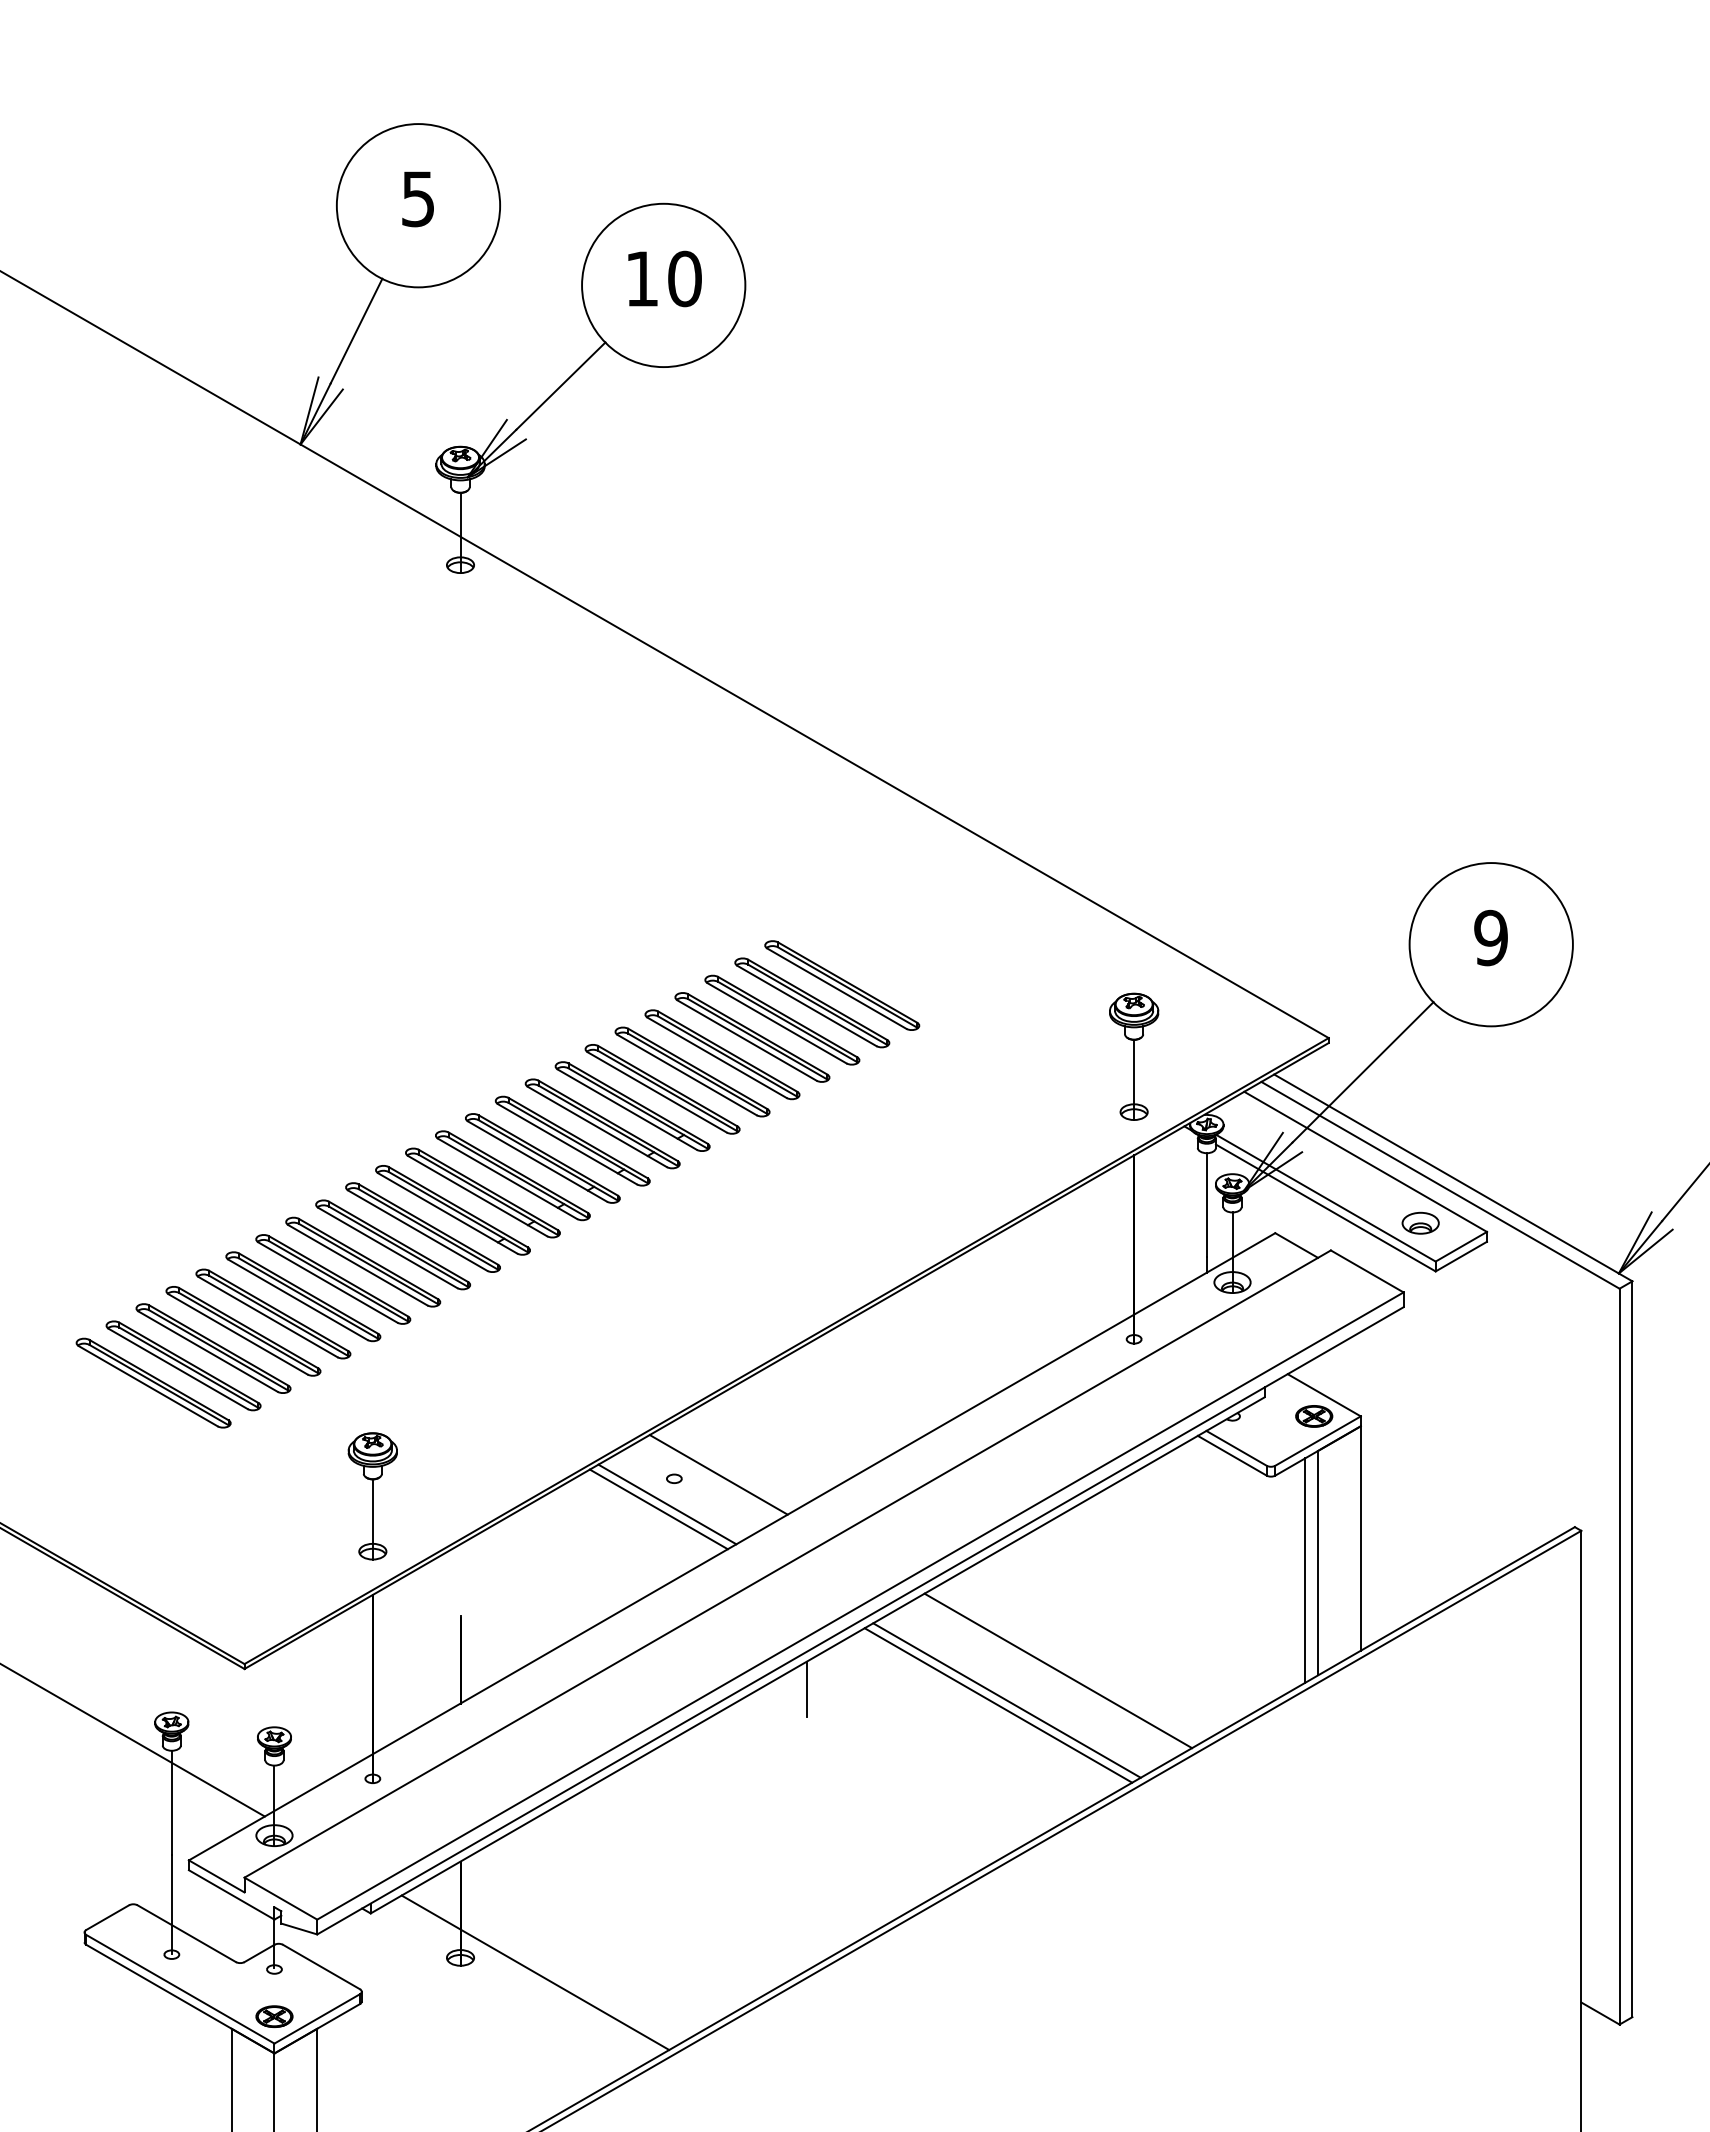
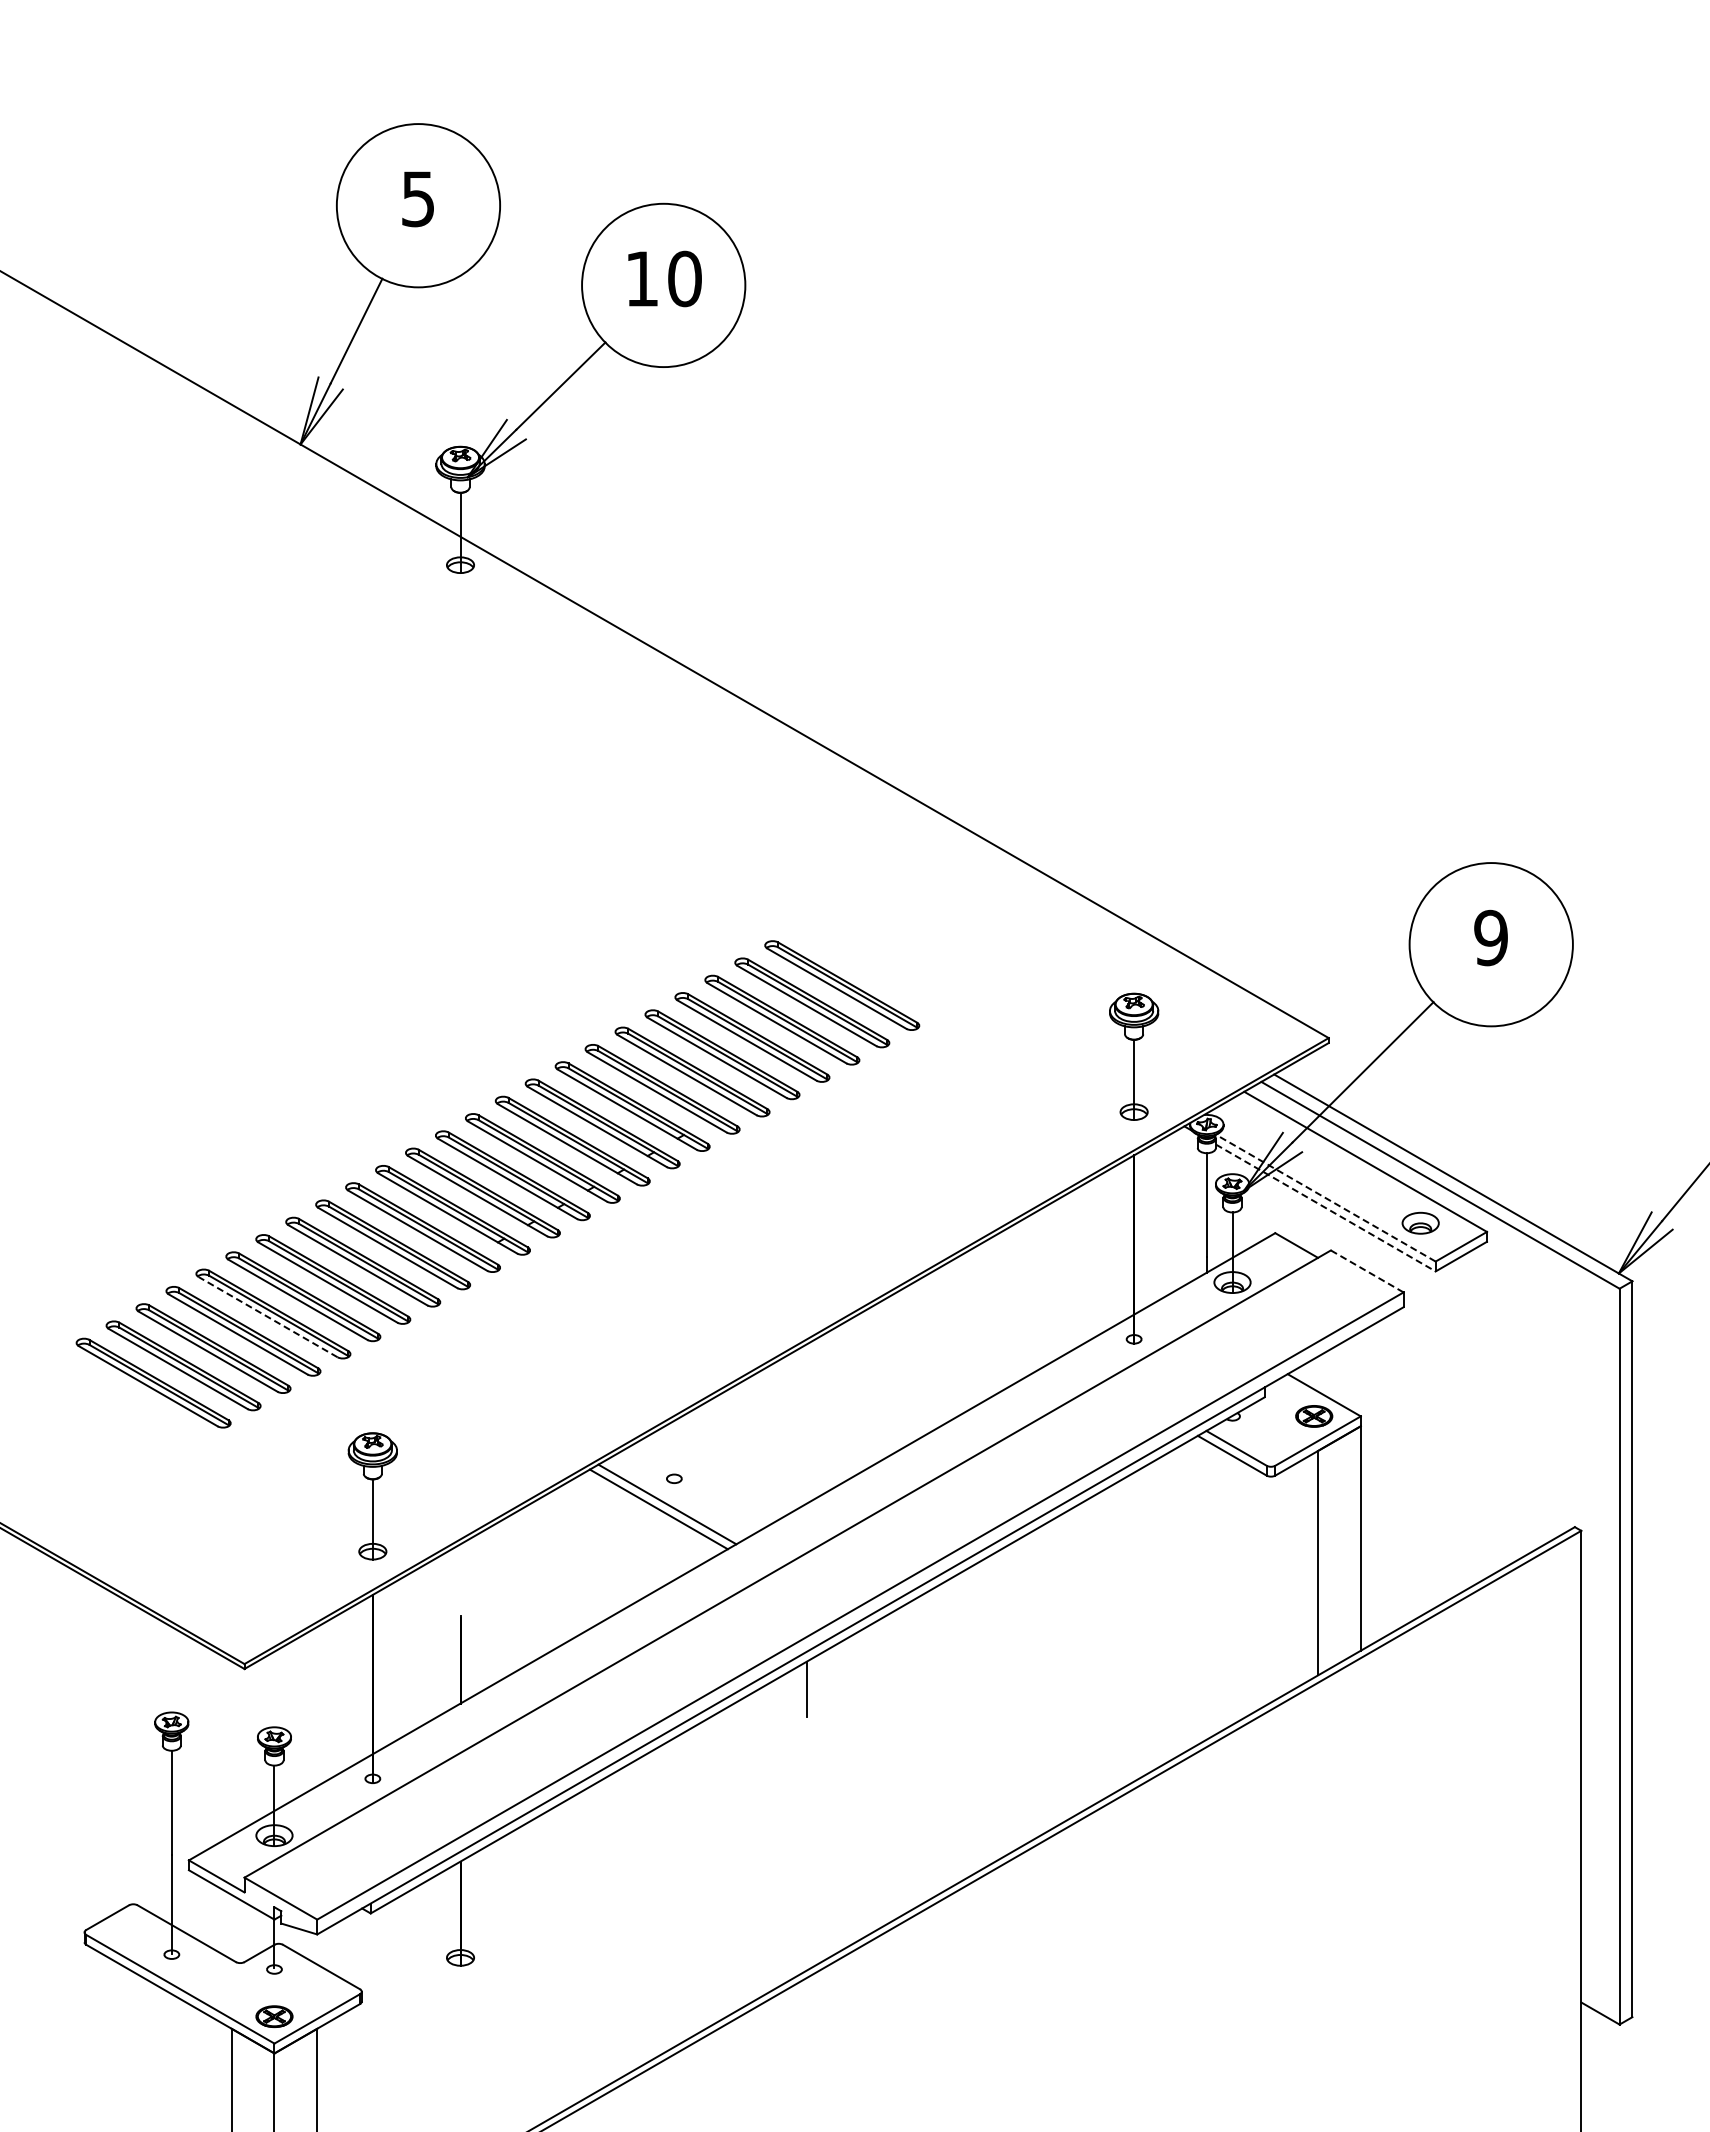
line: solid -> dashed (1325, 1198)
line: solid -> dashed (1325, 1208)
line: solid -> dashed (1367, 1271)
line: solid -> dashed (267, 1316)
line: present -> none (718, 1474)
line: present -> none (1305, 1570)
line: present -> none (1058, 1670)
line: present -> none (1006, 1700)
line: present -> none (998, 1705)
line: present -> none (133, 1740)
line: present -> none (535, 1972)
